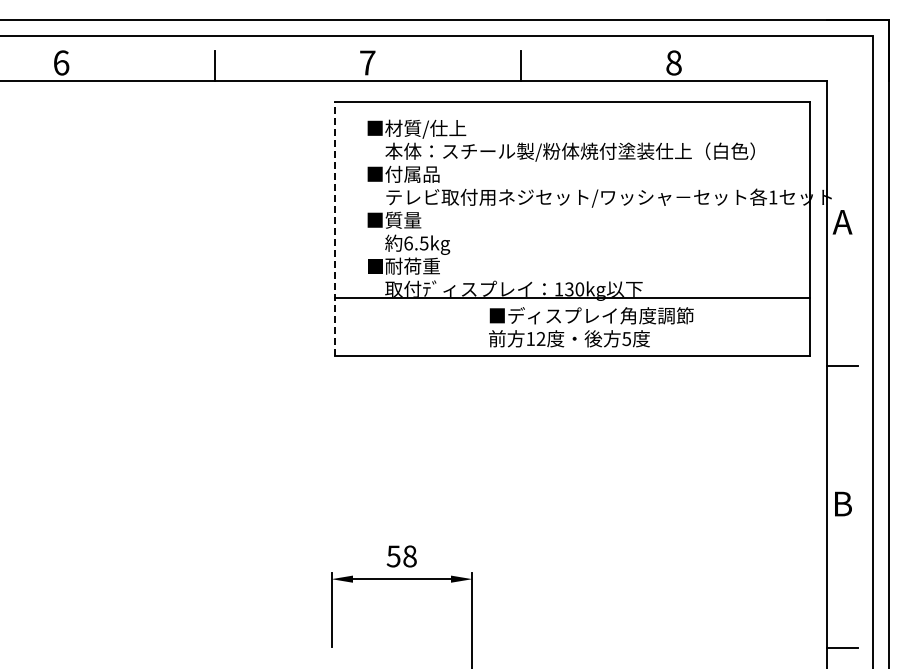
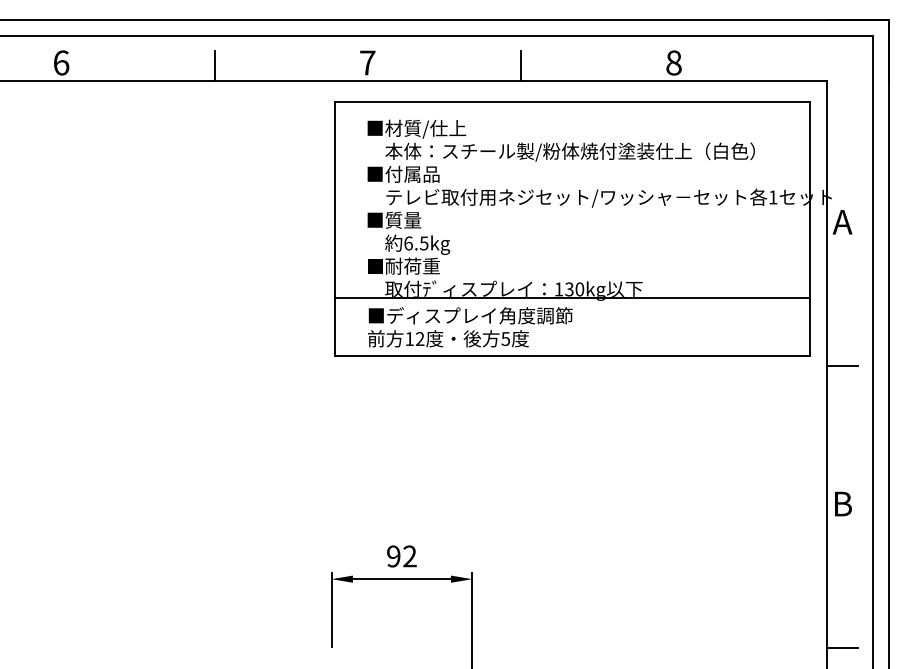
line: dashed -> solid (335, 228)
text position: (591, 327) -> (470, 327) (470, 327)
text: 58 -> 92 (401, 556)
